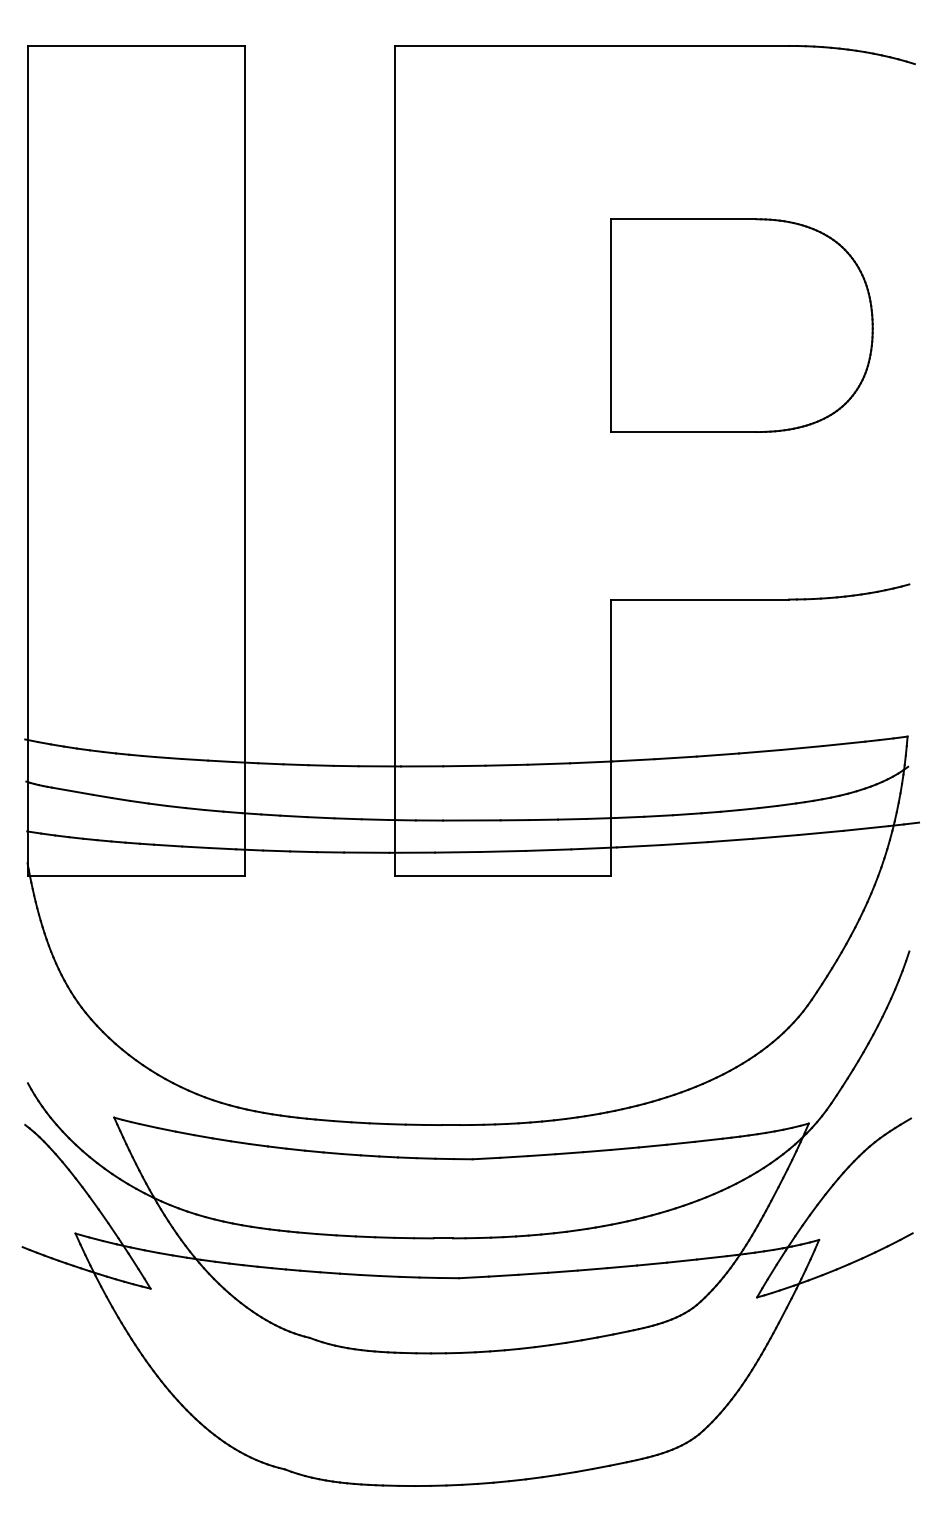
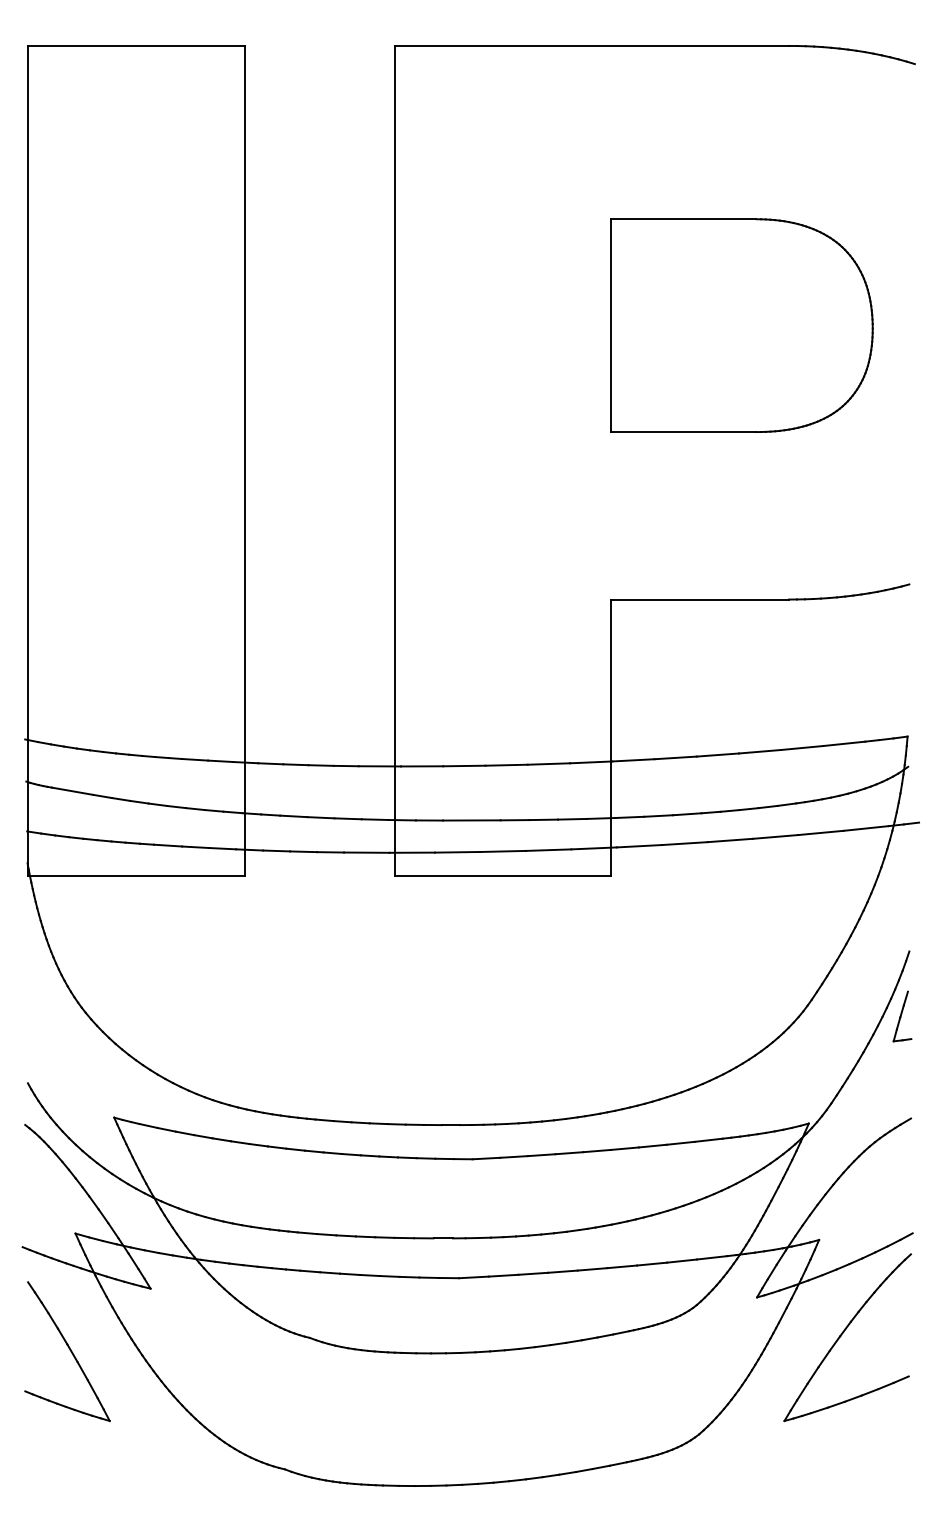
part: none -> present (902, 1016)
part: none -> present (847, 1337)
part: none -> present (67, 1351)
